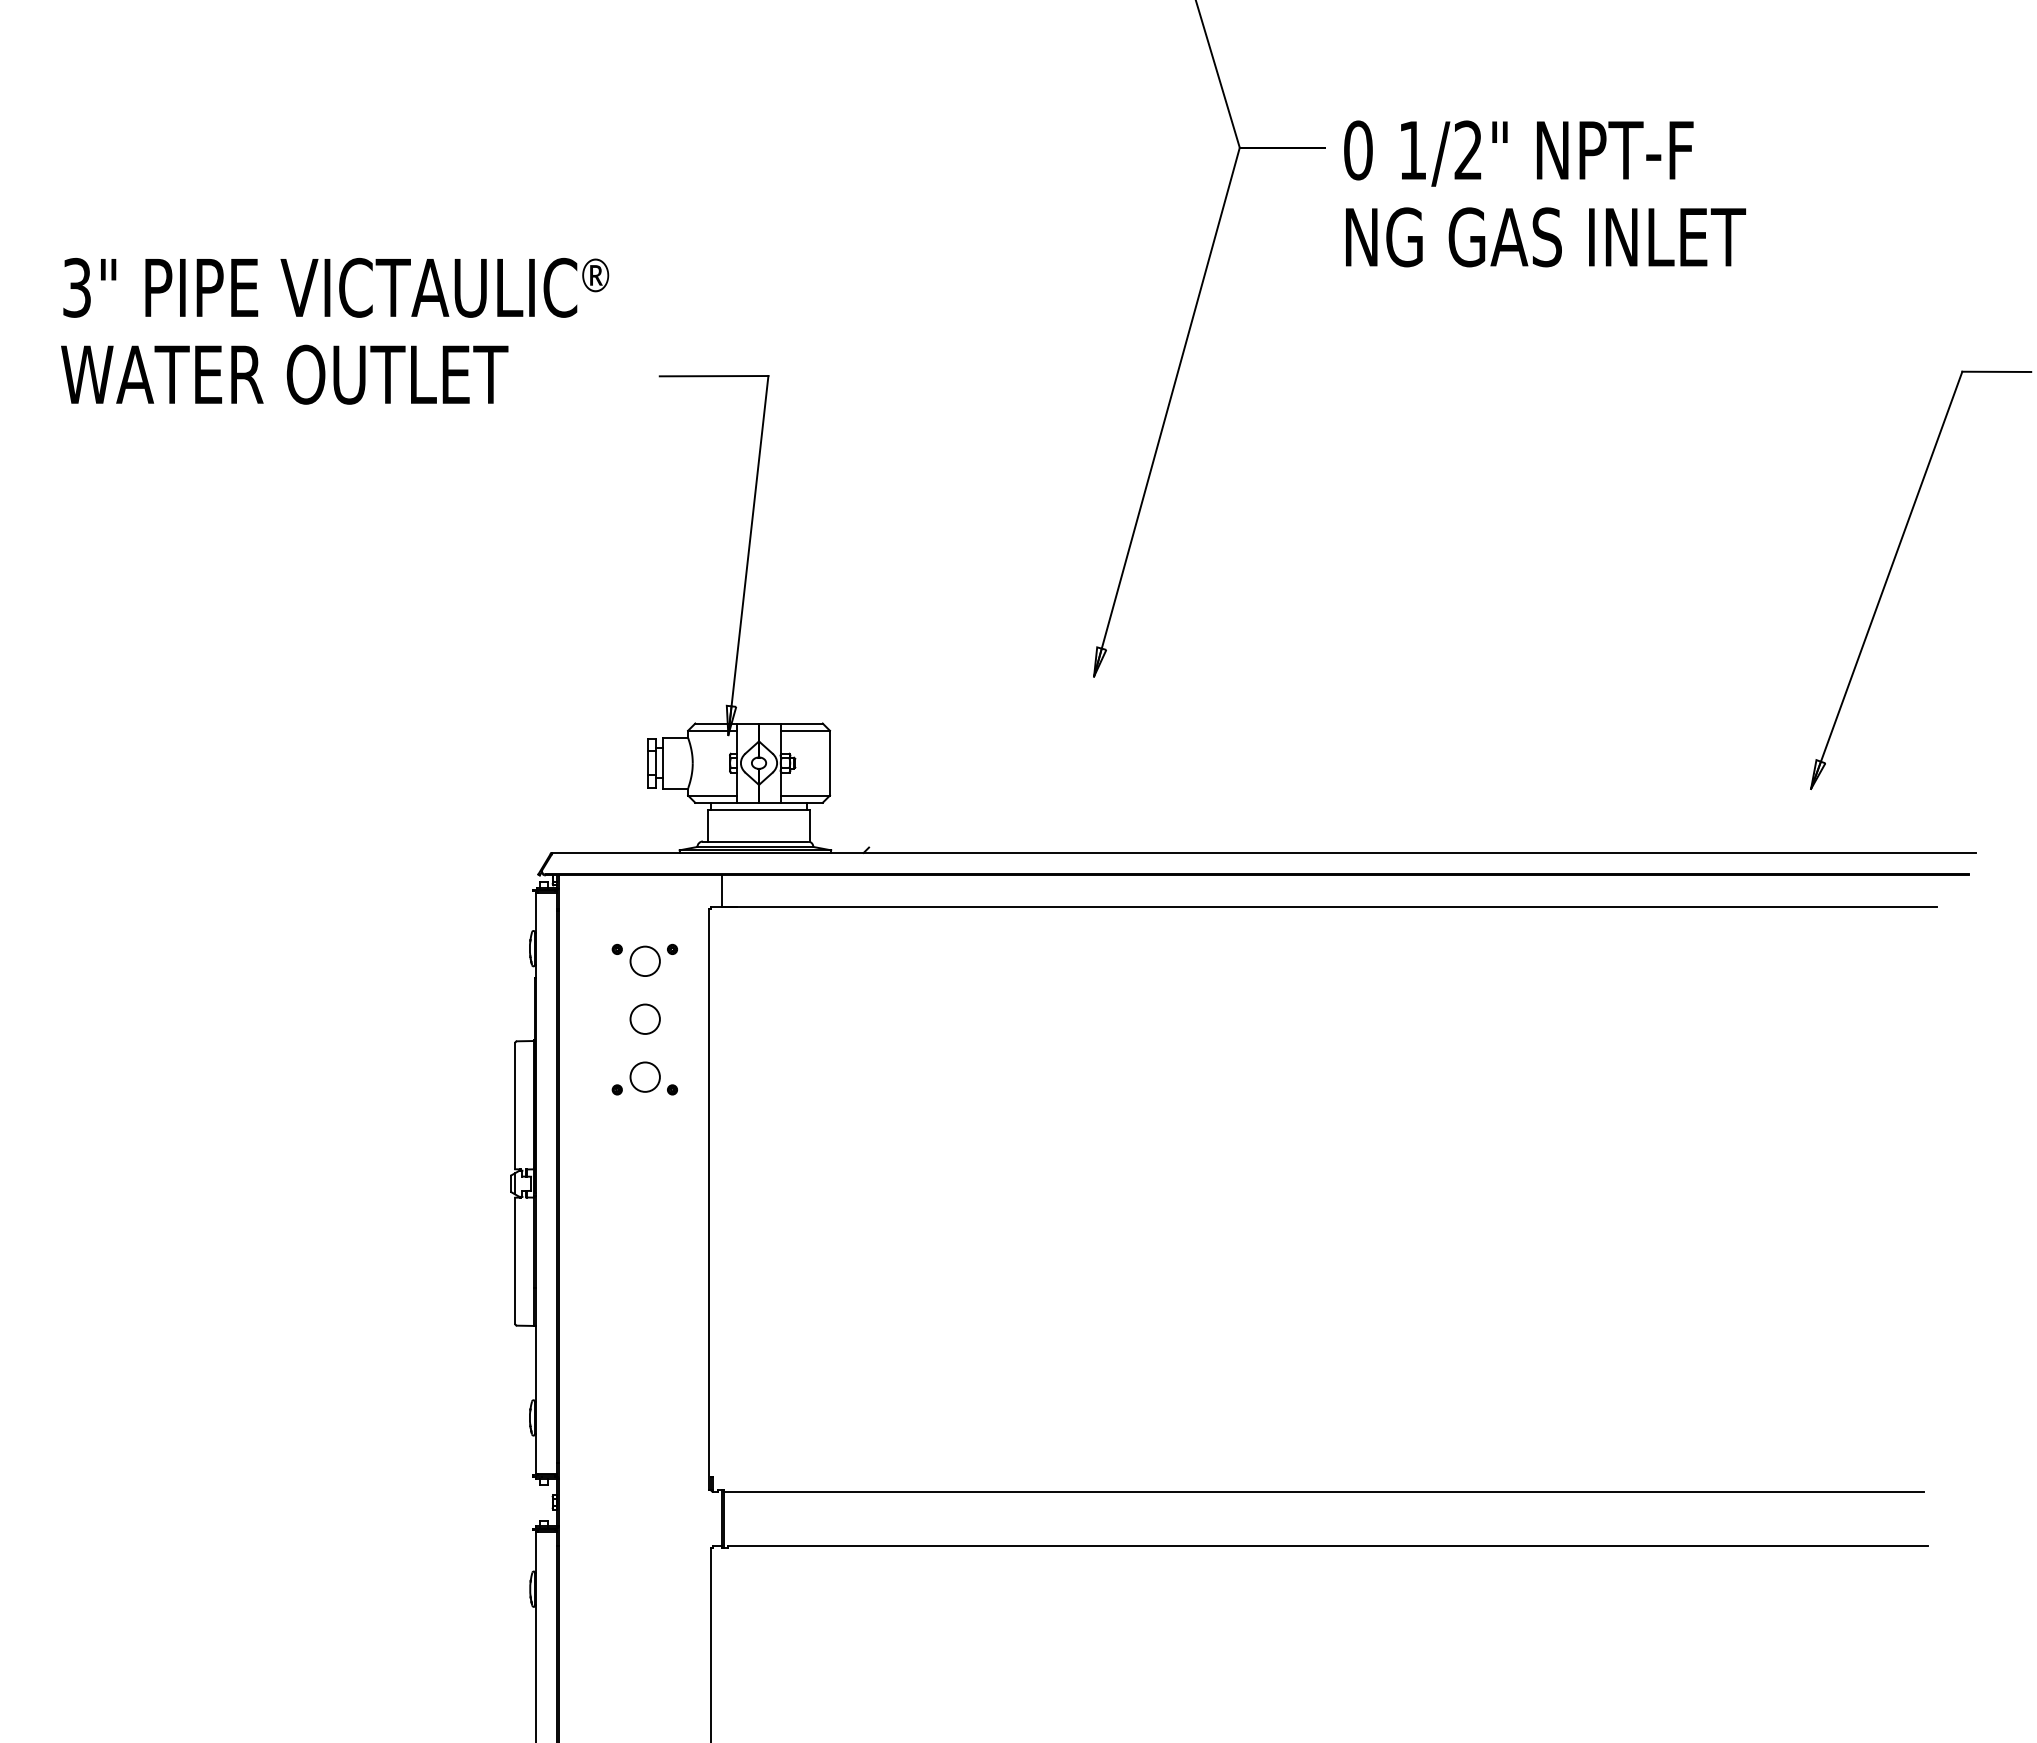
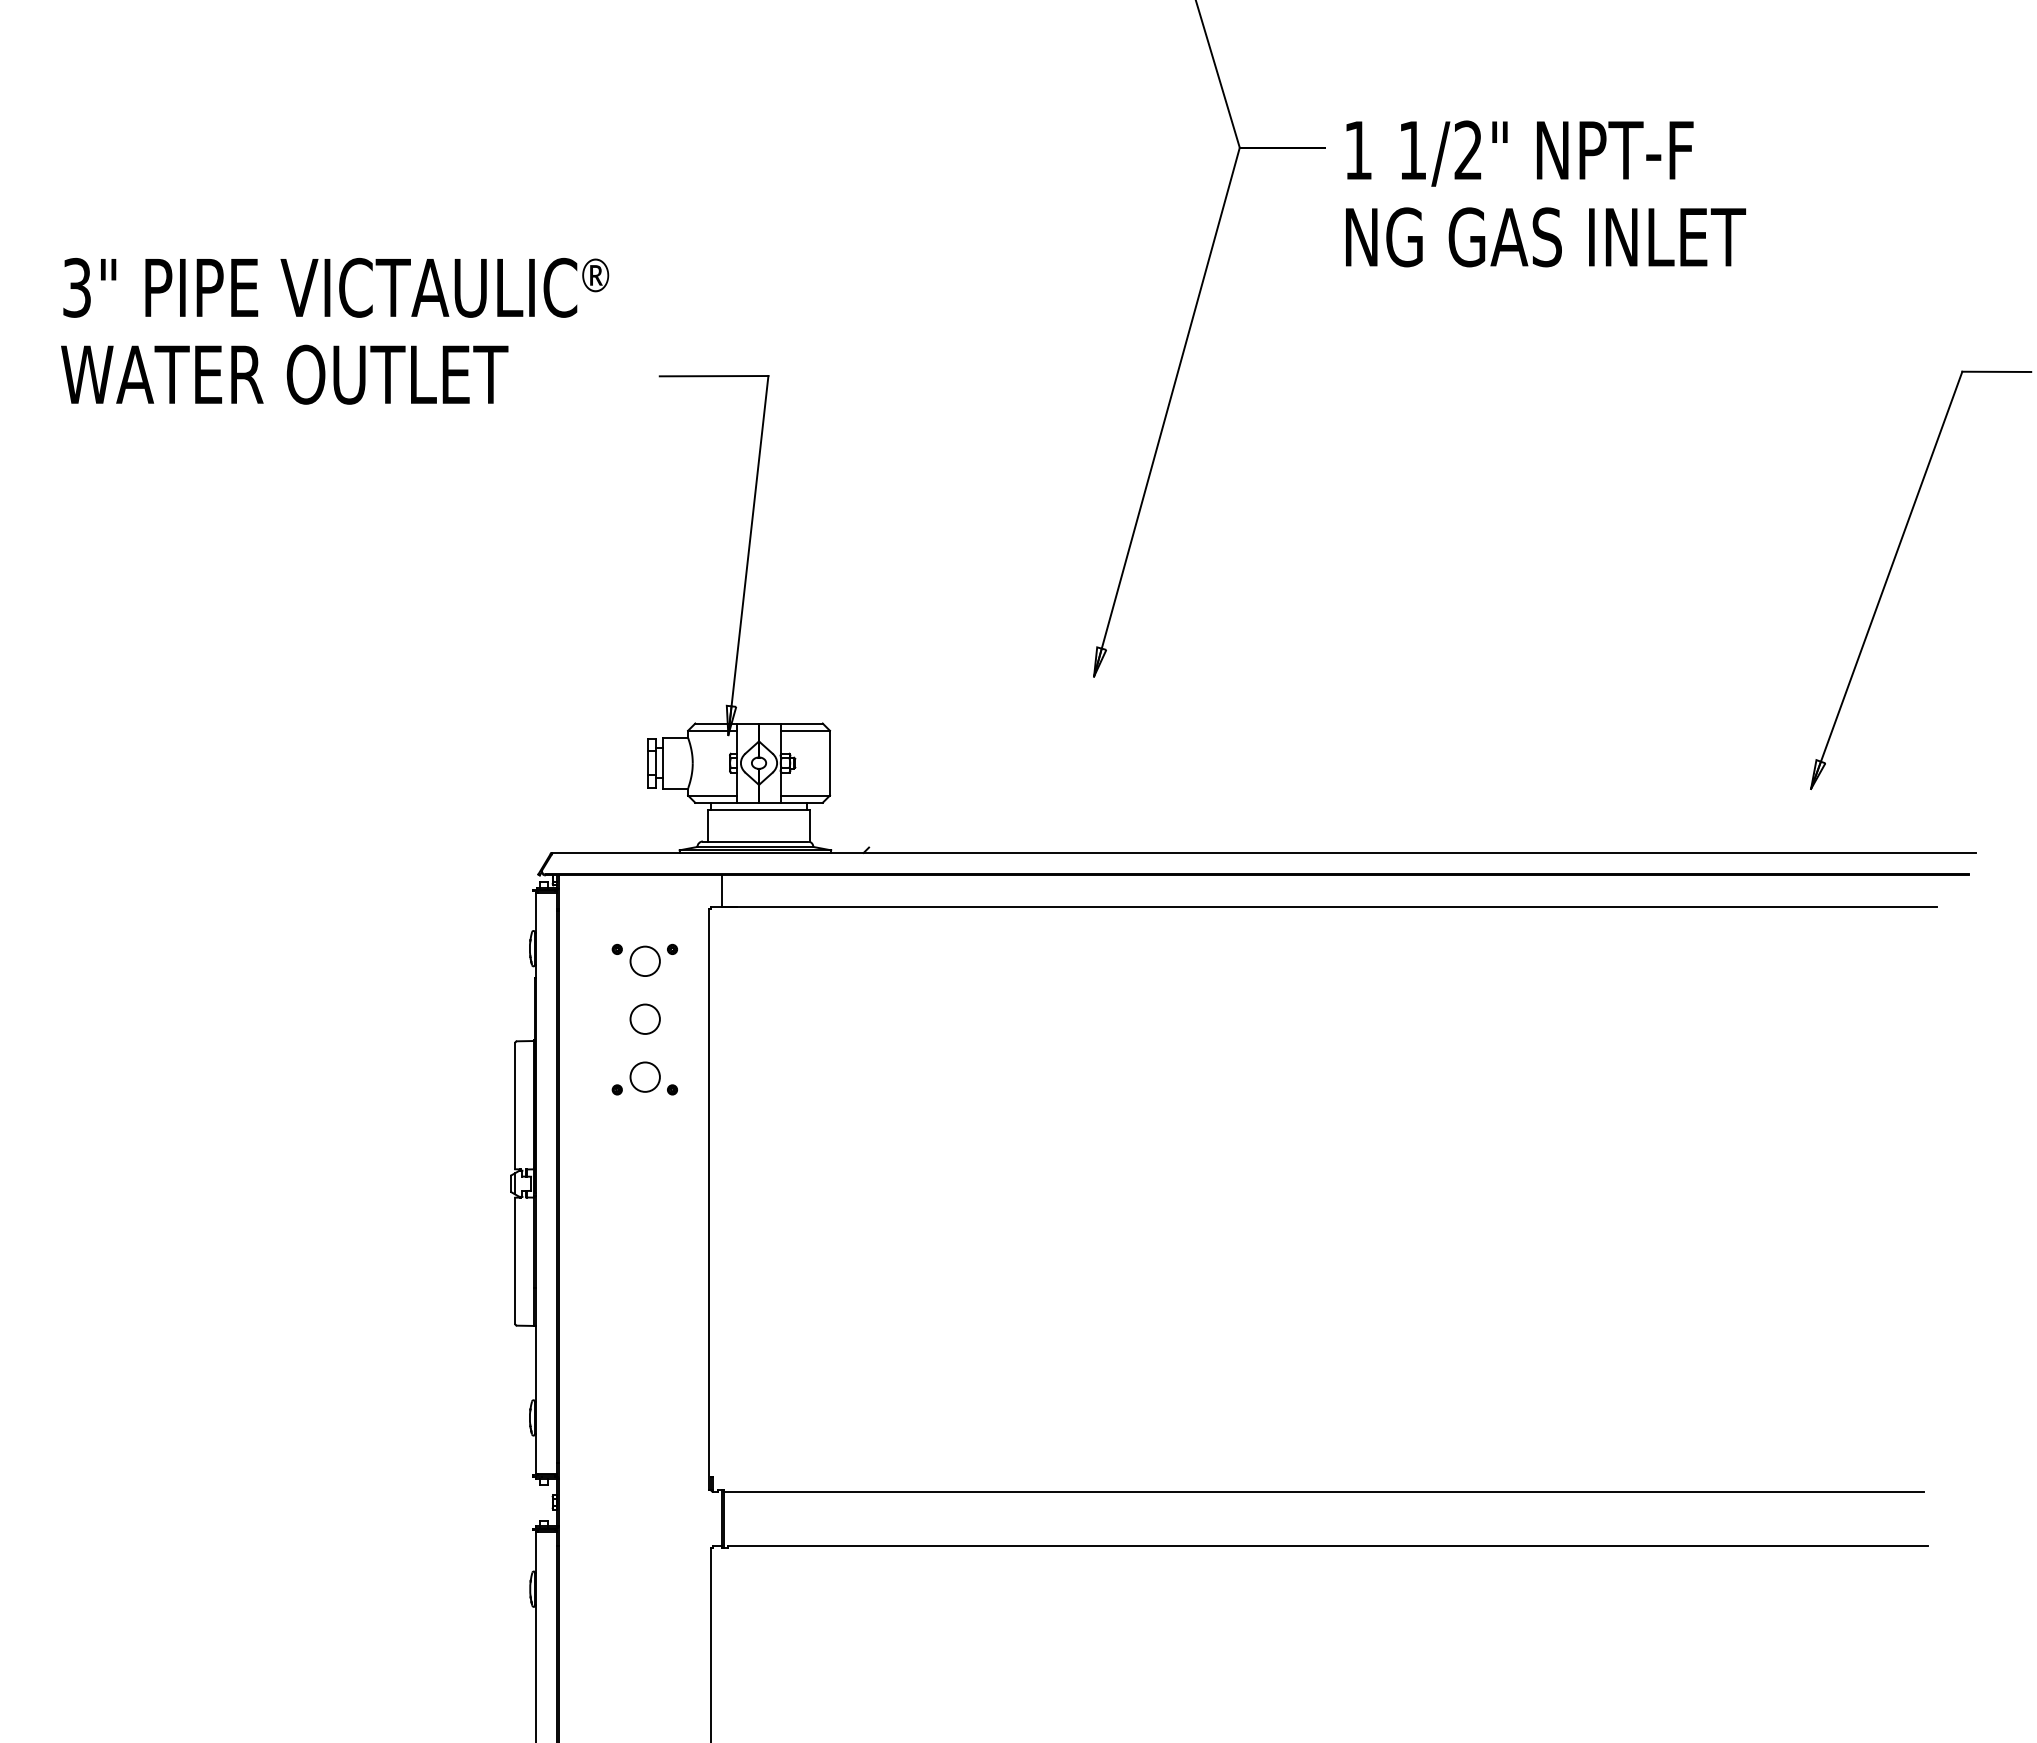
text: 0 -> 1 (1358, 150)
